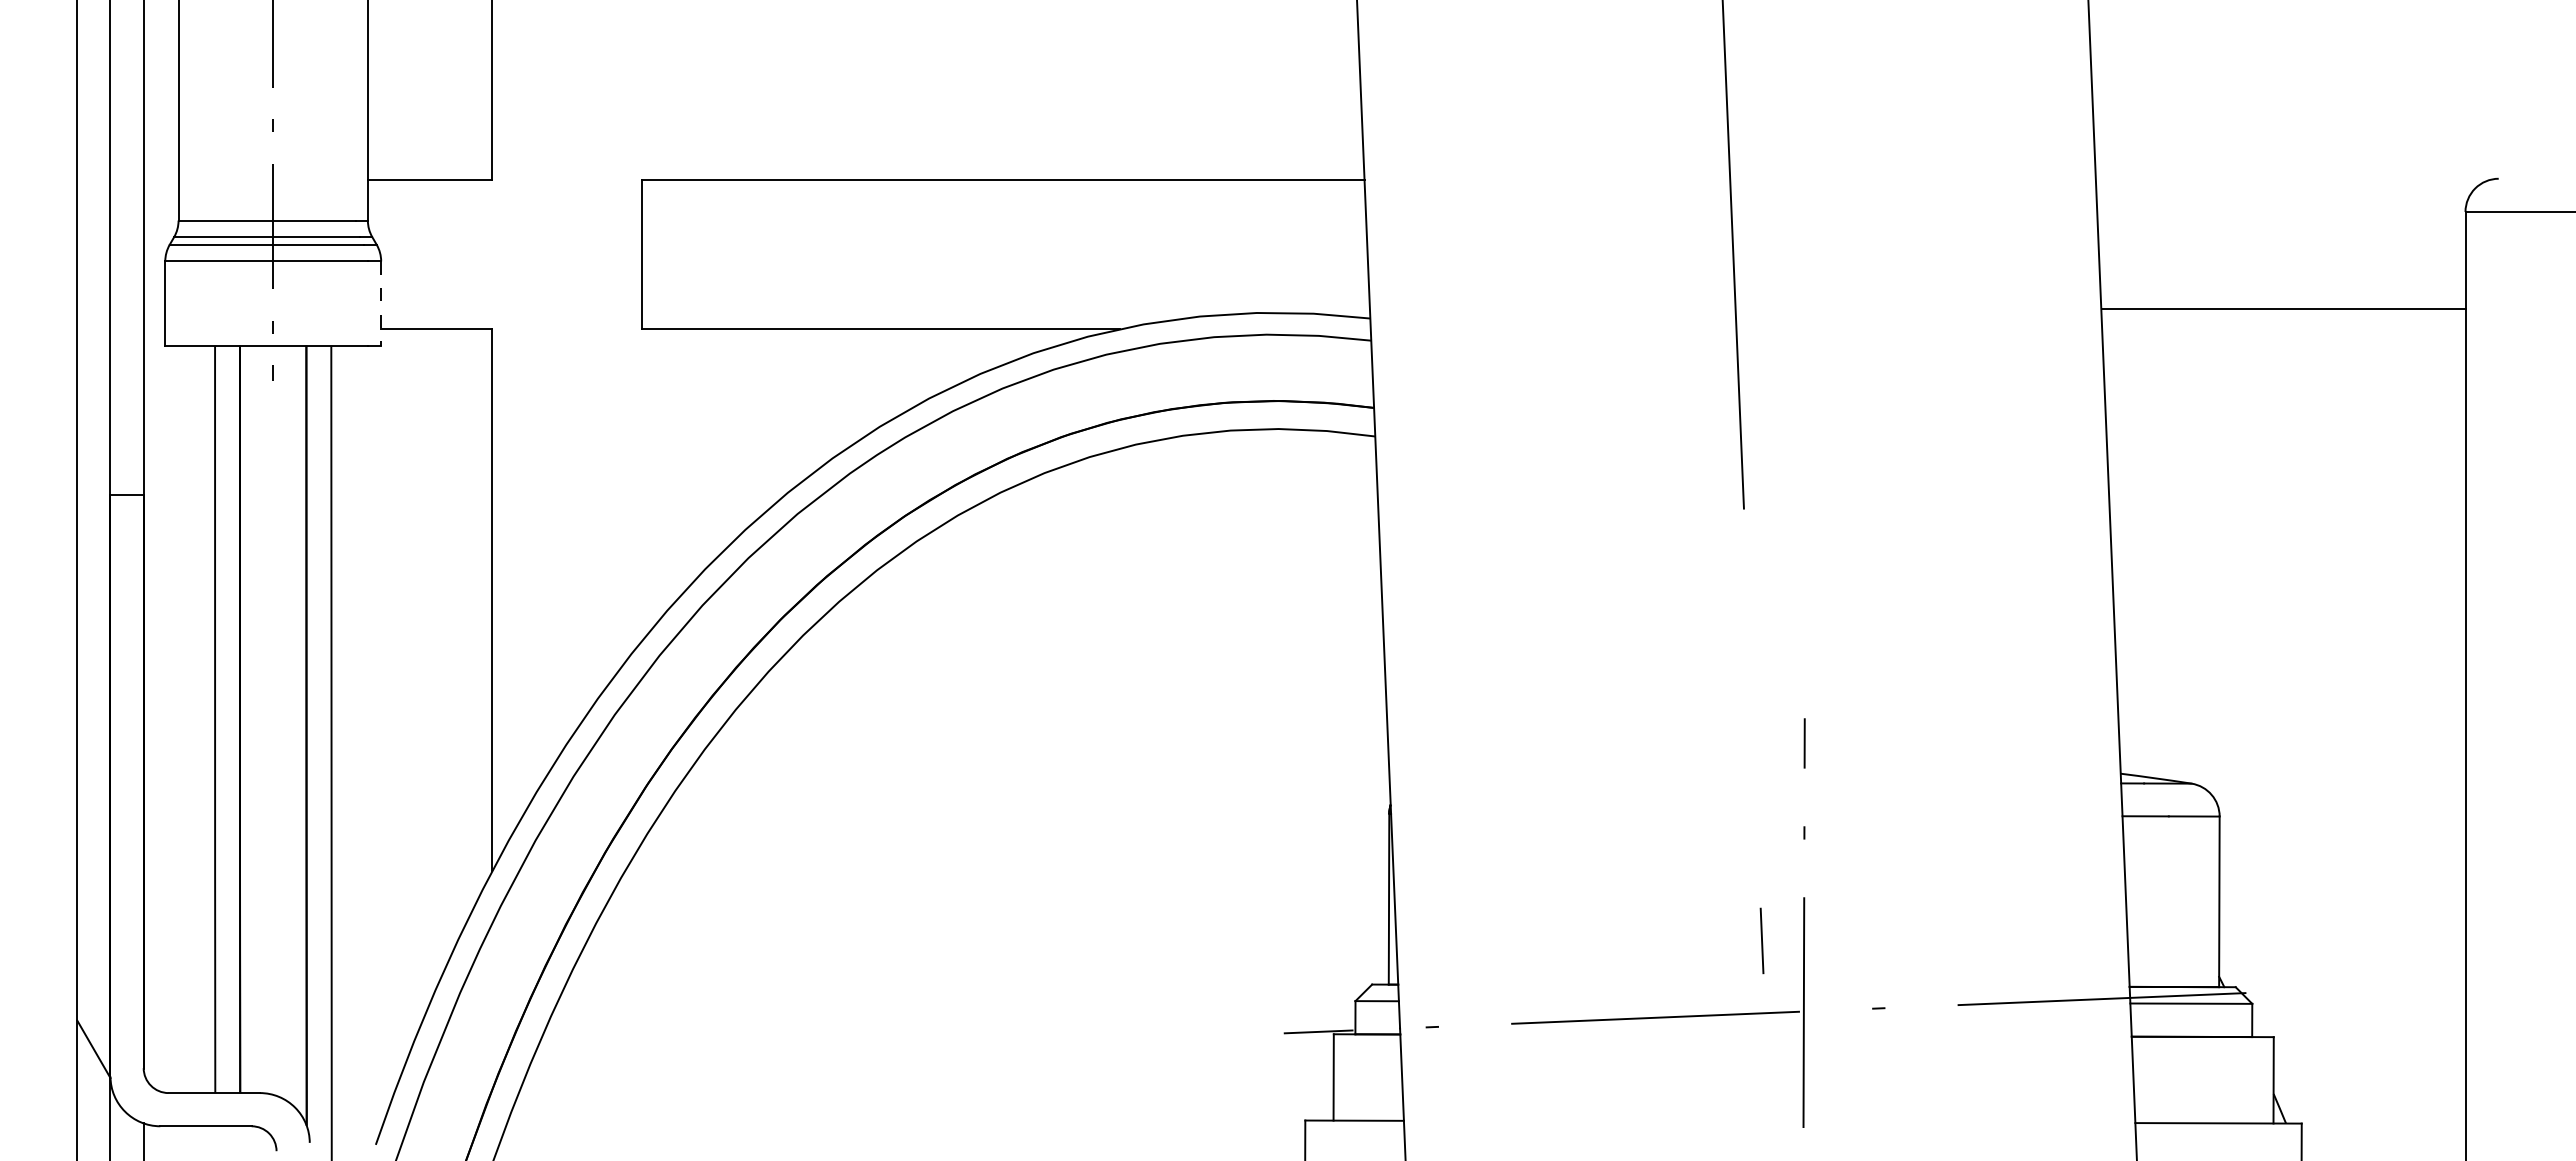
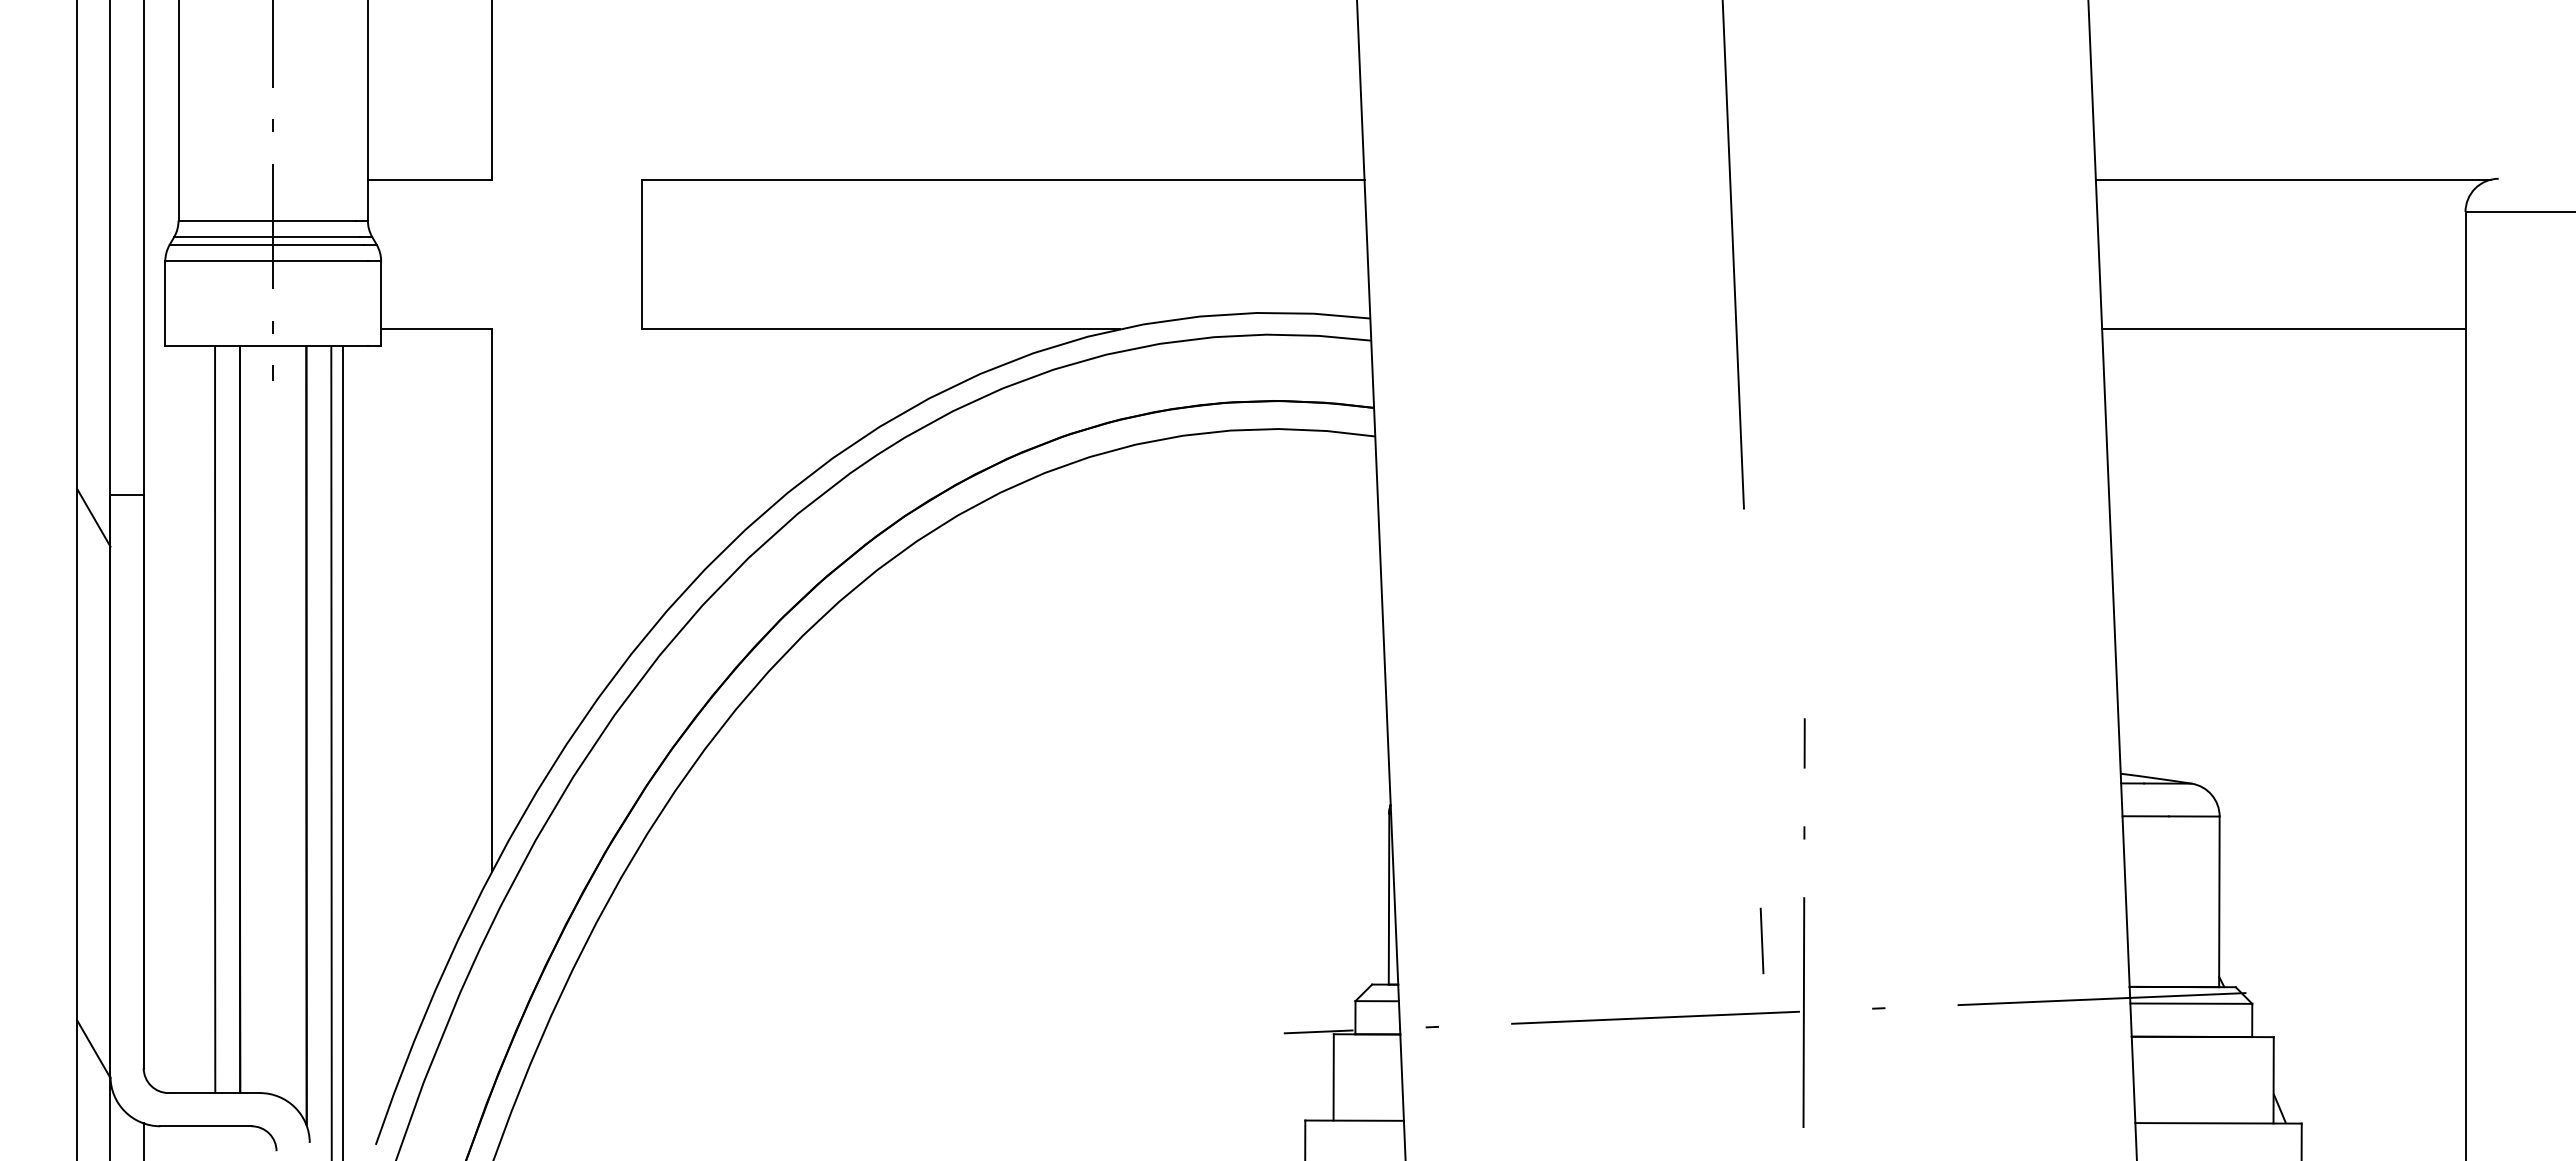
line: none -> present (2293, 179)
line: dashed -> solid (381, 304)
line position: (2283, 309) -> (2283, 329) (2283, 329)
line: none -> present (93, 517)
line: none -> present (342, 751)
